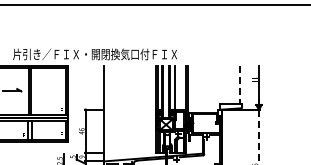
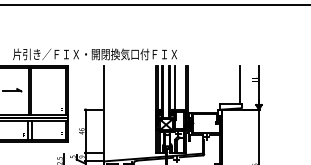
line: dashed -> solid (240, 85)
line: dashed -> solid (259, 136)
